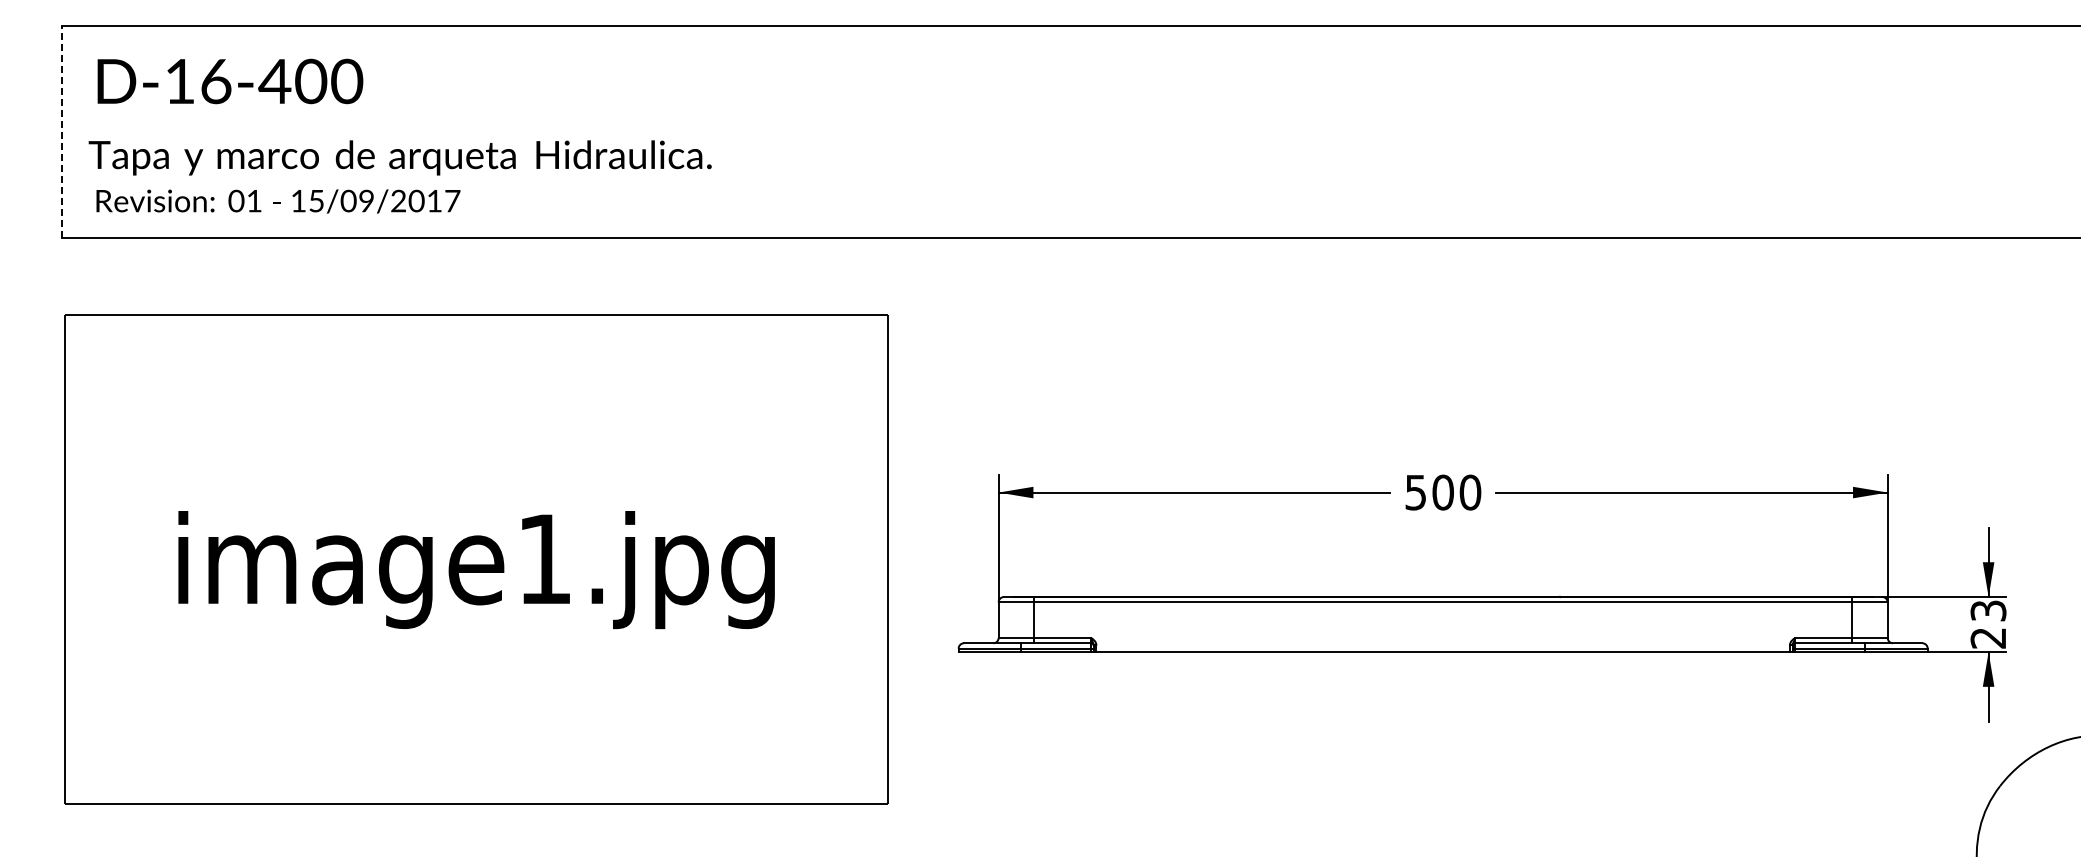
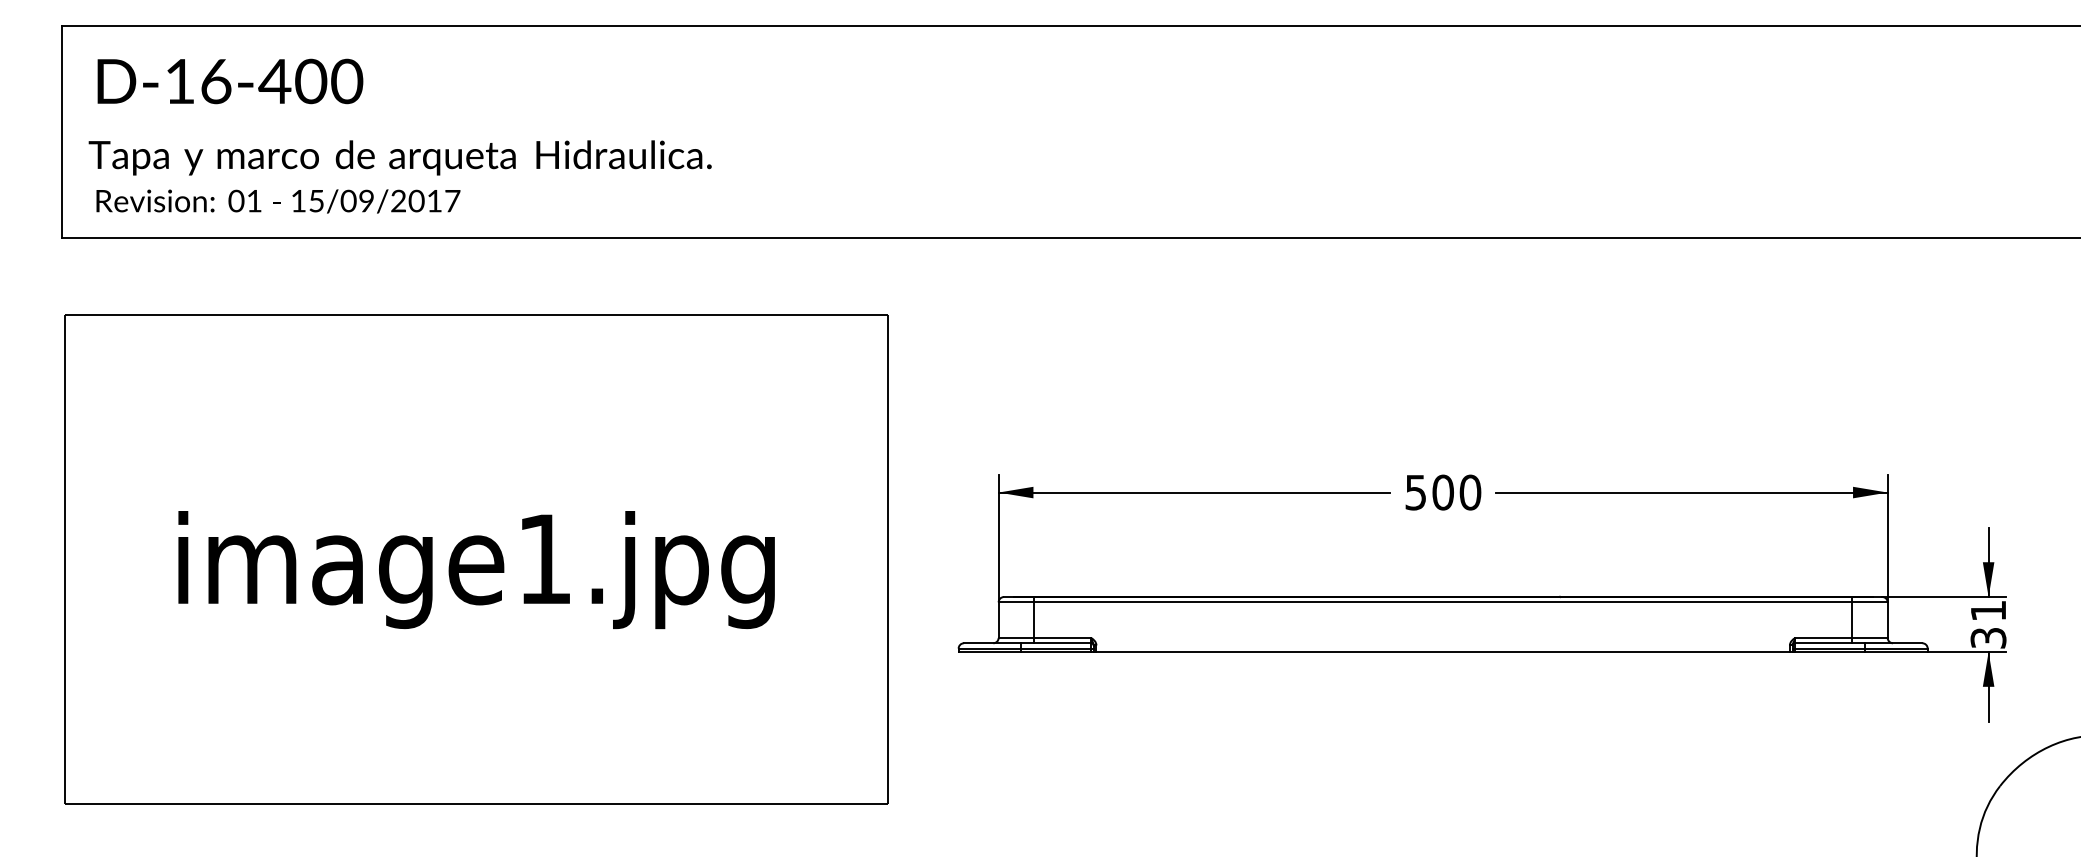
line: dashed -> solid (62, 131)
text: 23 -> 31 (1988, 624)
